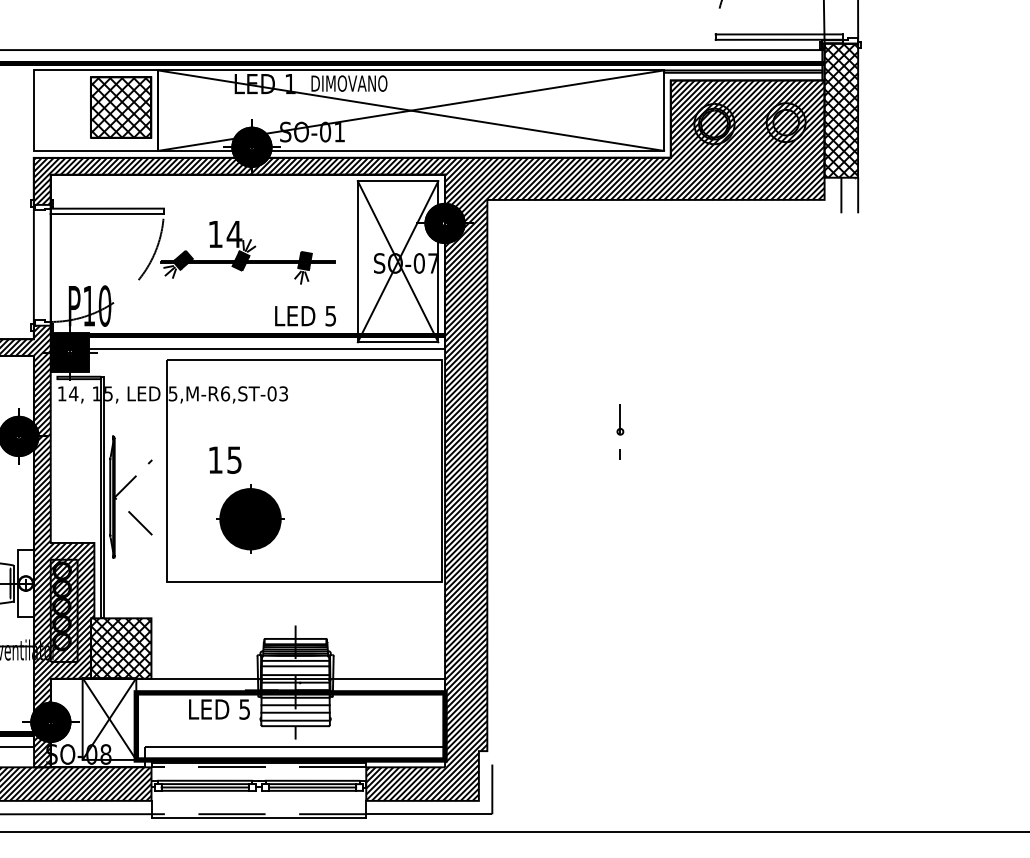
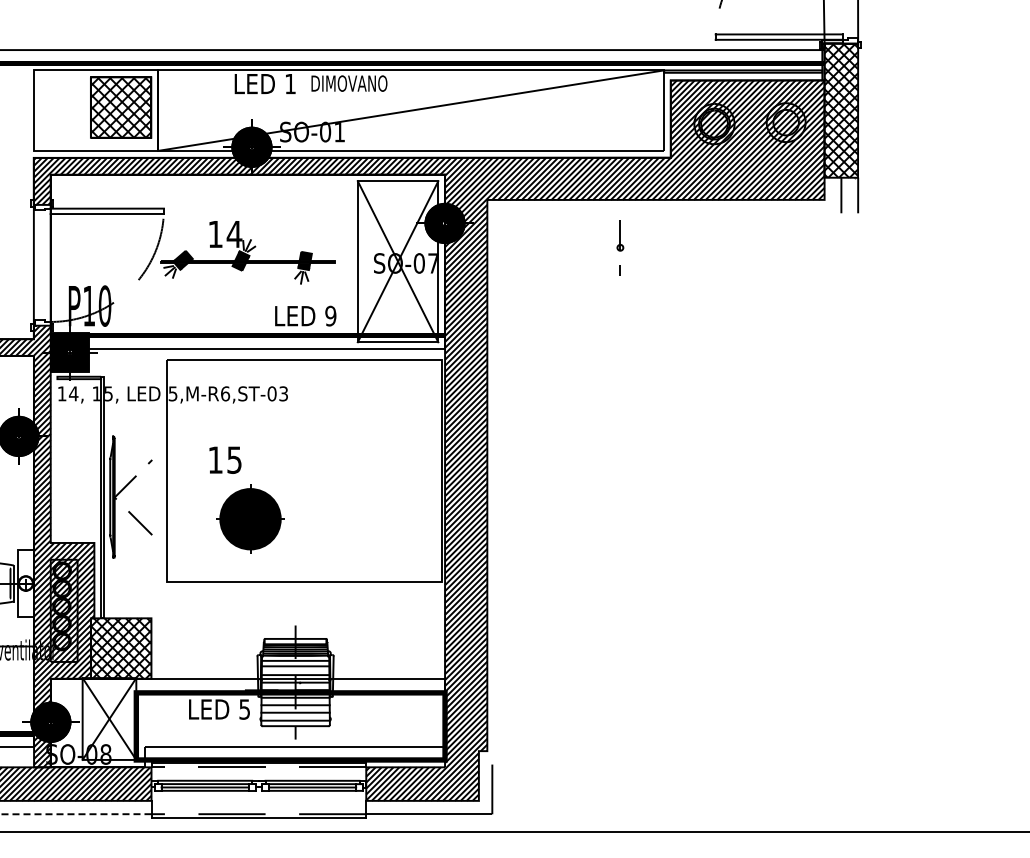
line: present -> none (411, 110)
text: 5 -> 9 (330, 315)
part position: (620, 431) -> (620, 247) (620, 247)
line: solid -> dashed (75, 814)
